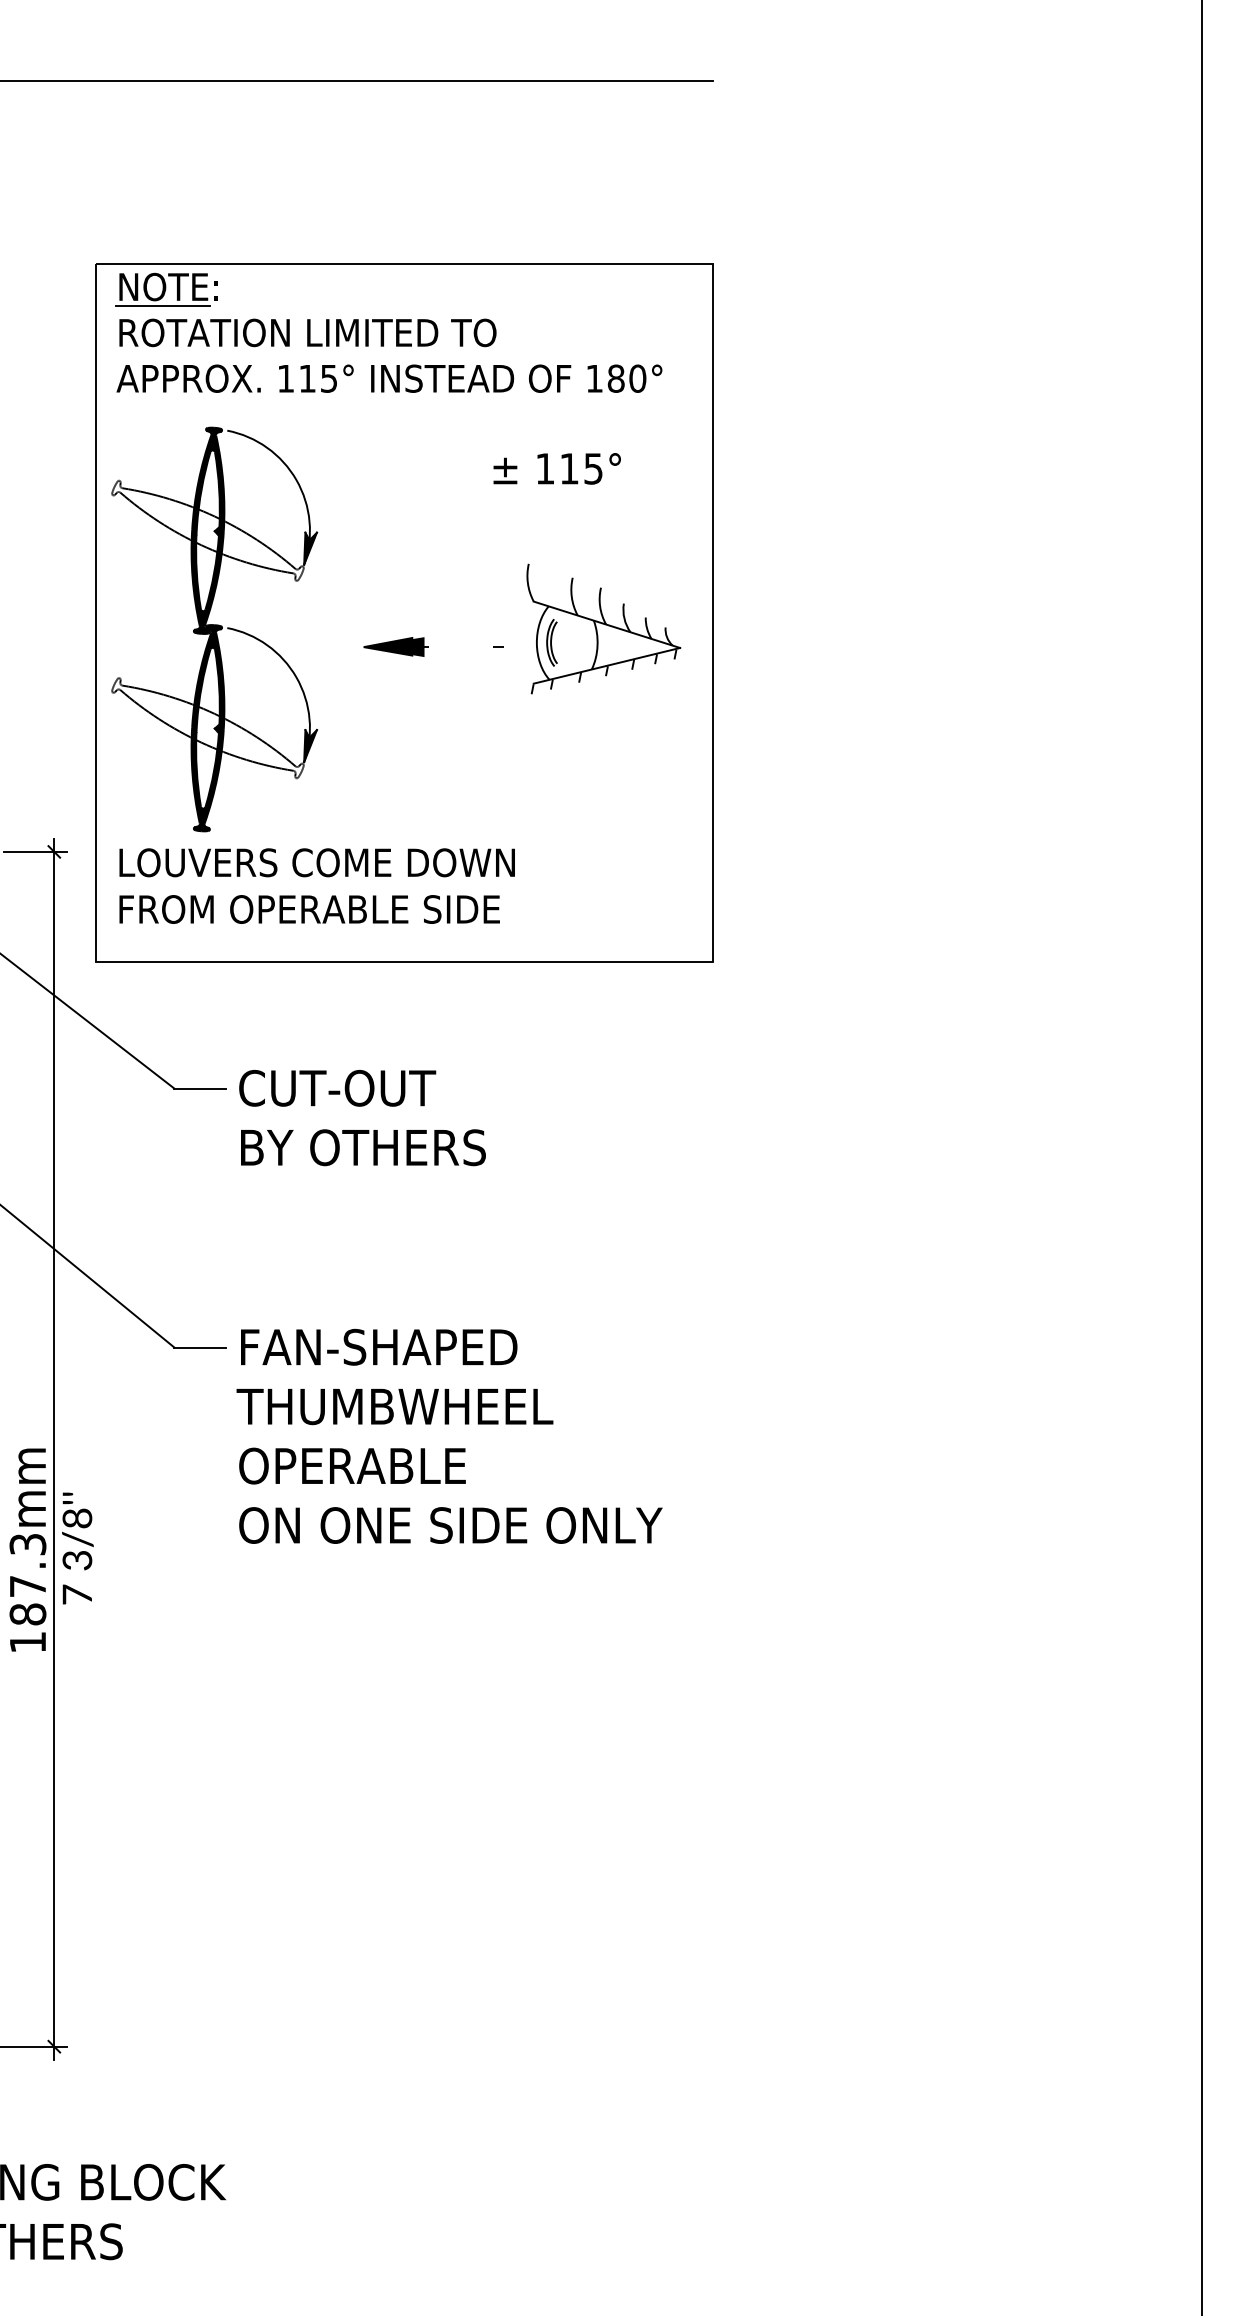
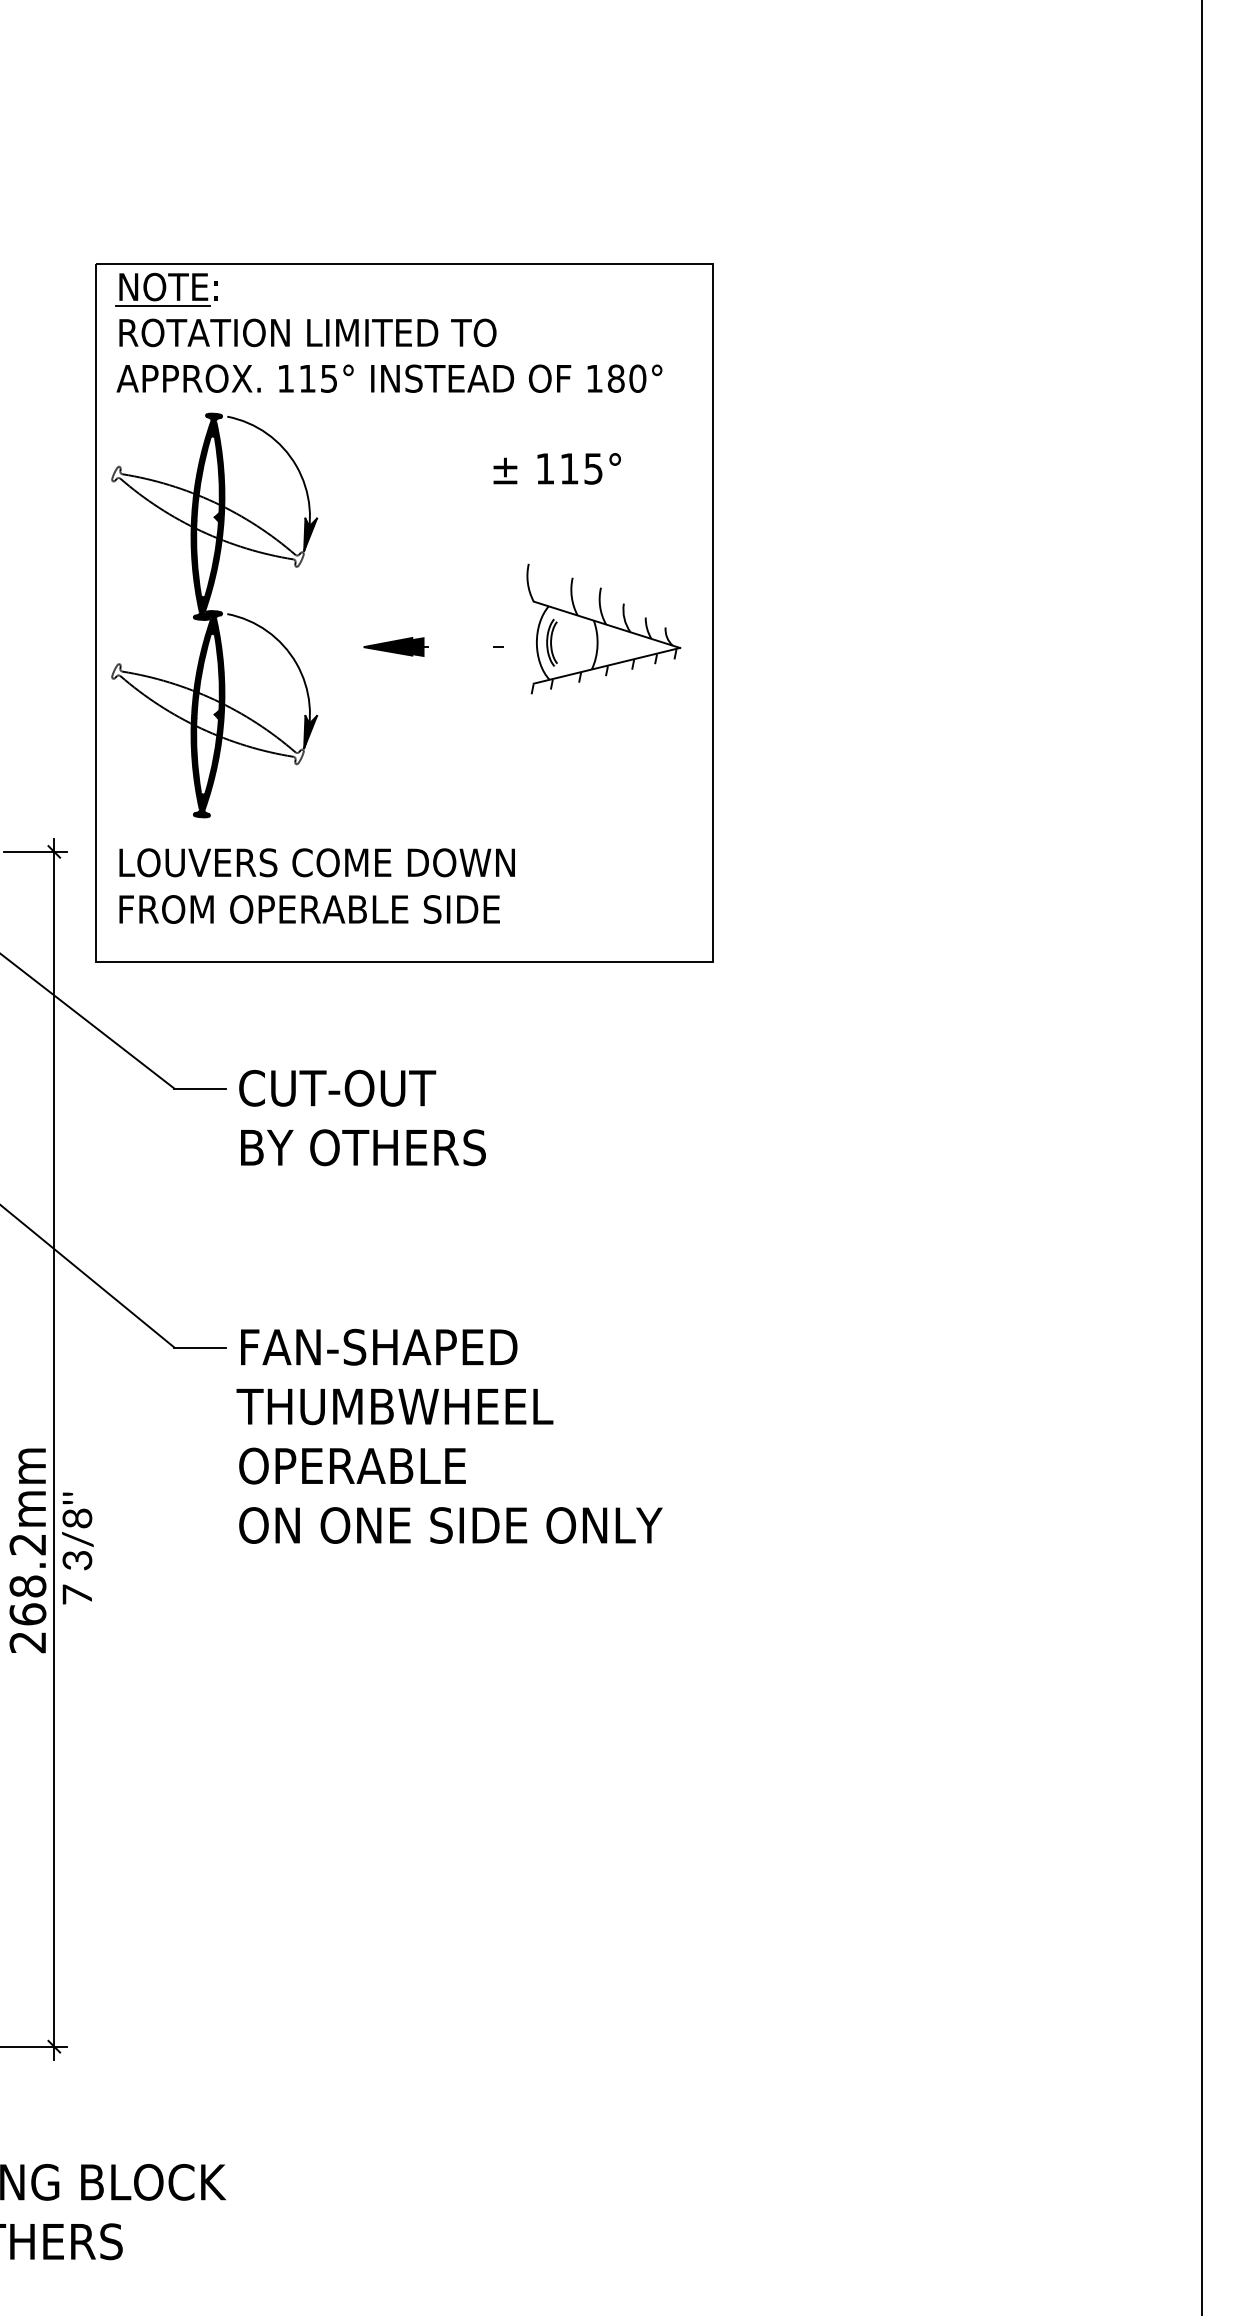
line: present -> none (357, 80)
part position: (214, 629) -> (214, 615) (214, 615)
text: 187.3mm -> 268.2mm (27, 1593)
